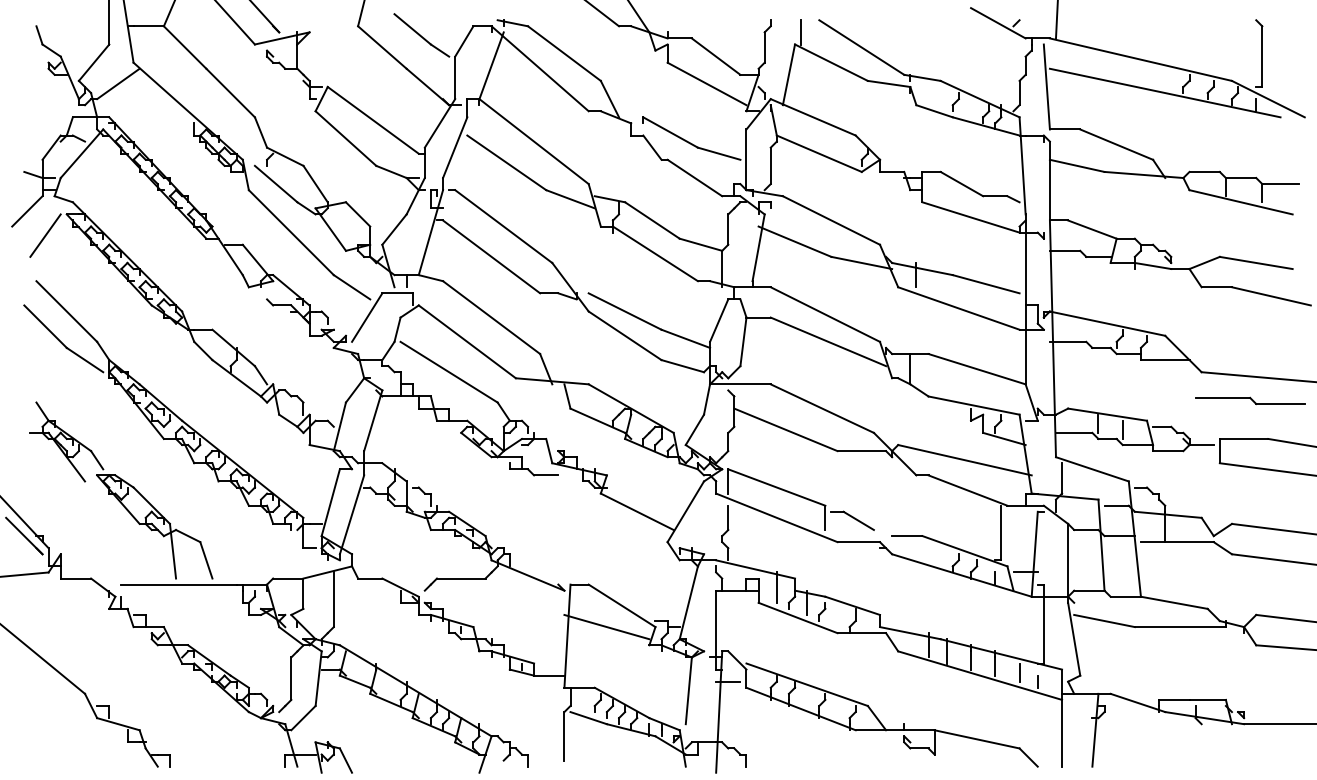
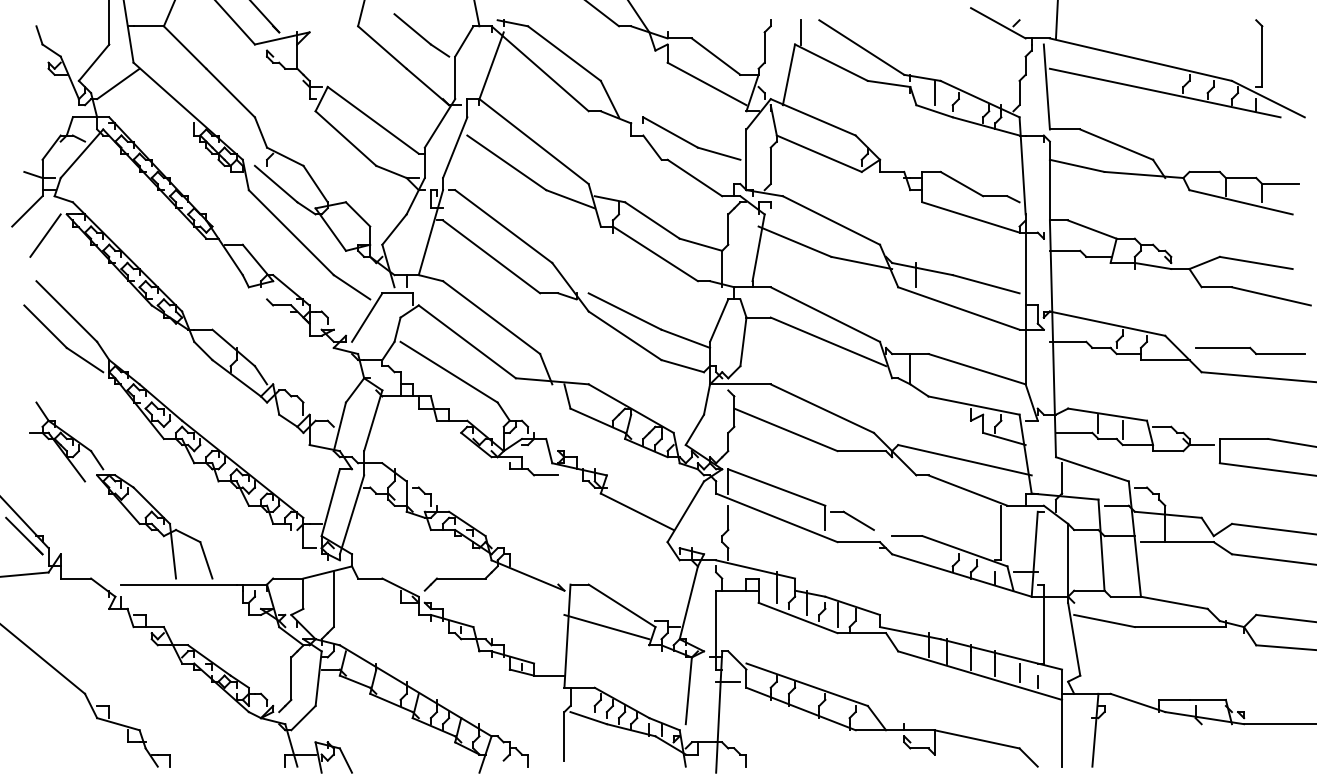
line: none -> present (476, 14)
line: none -> present (934, 92)
part position: (1250, 400) -> (1250, 350) (1250, 350)
line: none -> present (837, 614)
